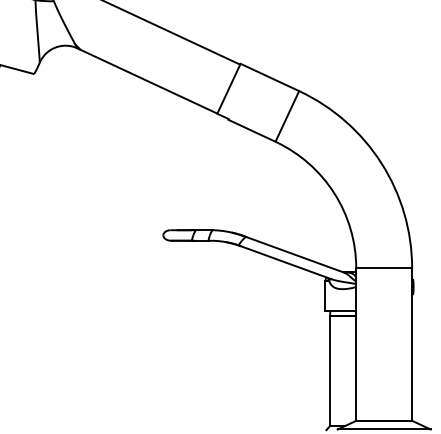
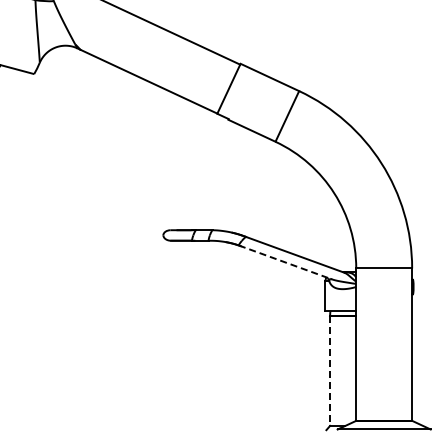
line: solid -> dashed (285, 262)
line: solid -> dashed (330, 371)
